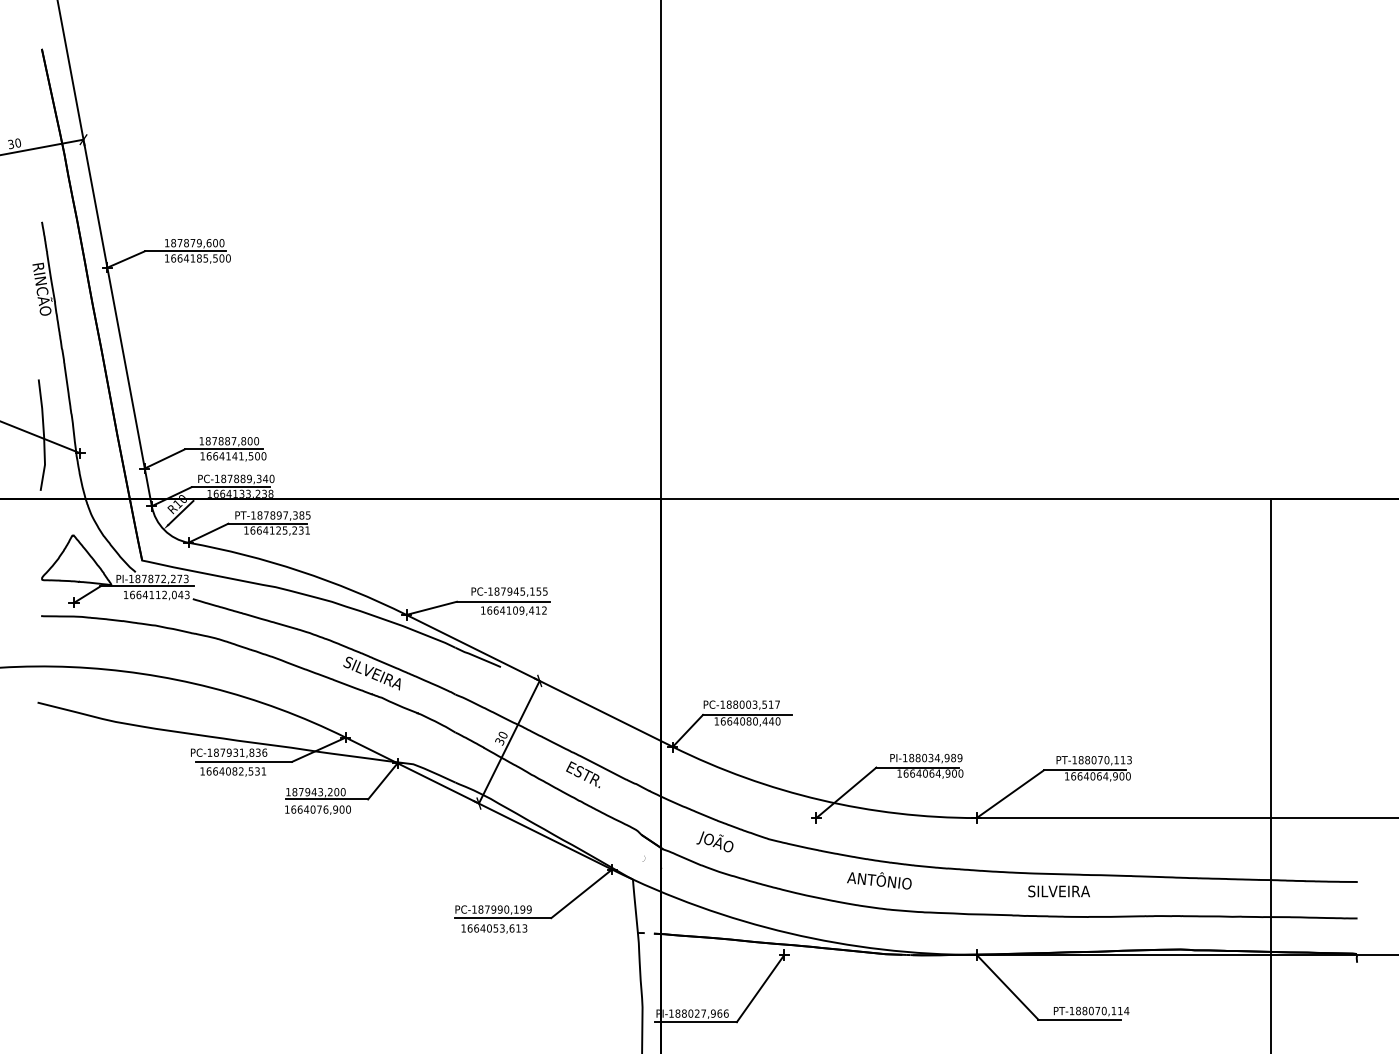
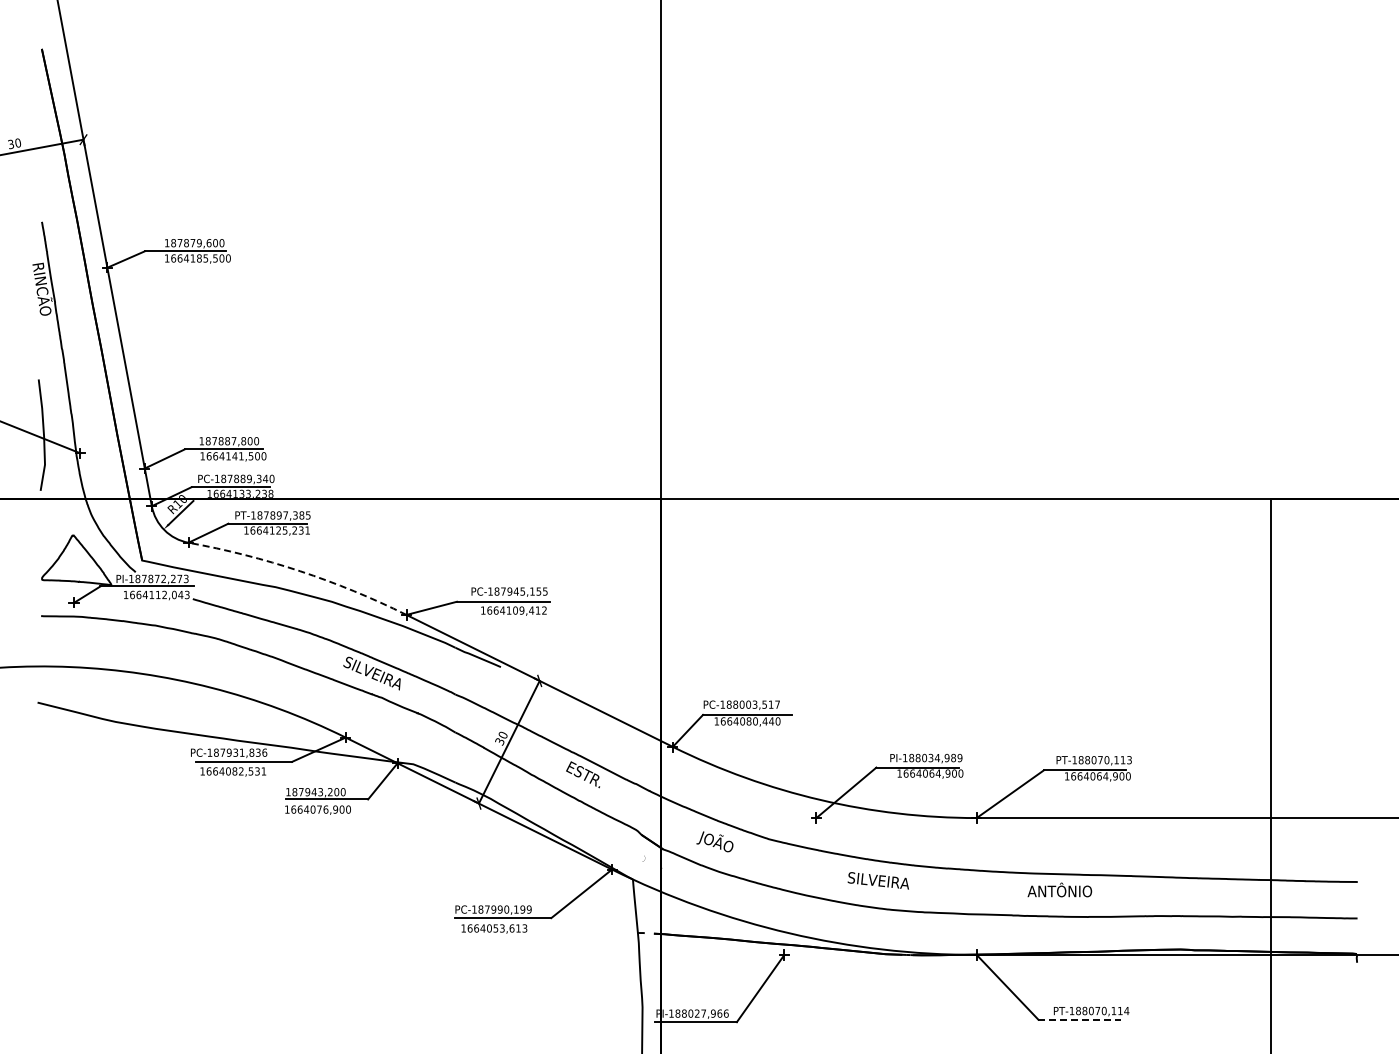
arc: solid -> dashed (300, 571)
text: ANTÔNIO -> SILVEIRA (879, 880)
text: SILVEIRA -> ANTÔNIO (1059, 889)
line: solid -> dashed (1080, 1019)
